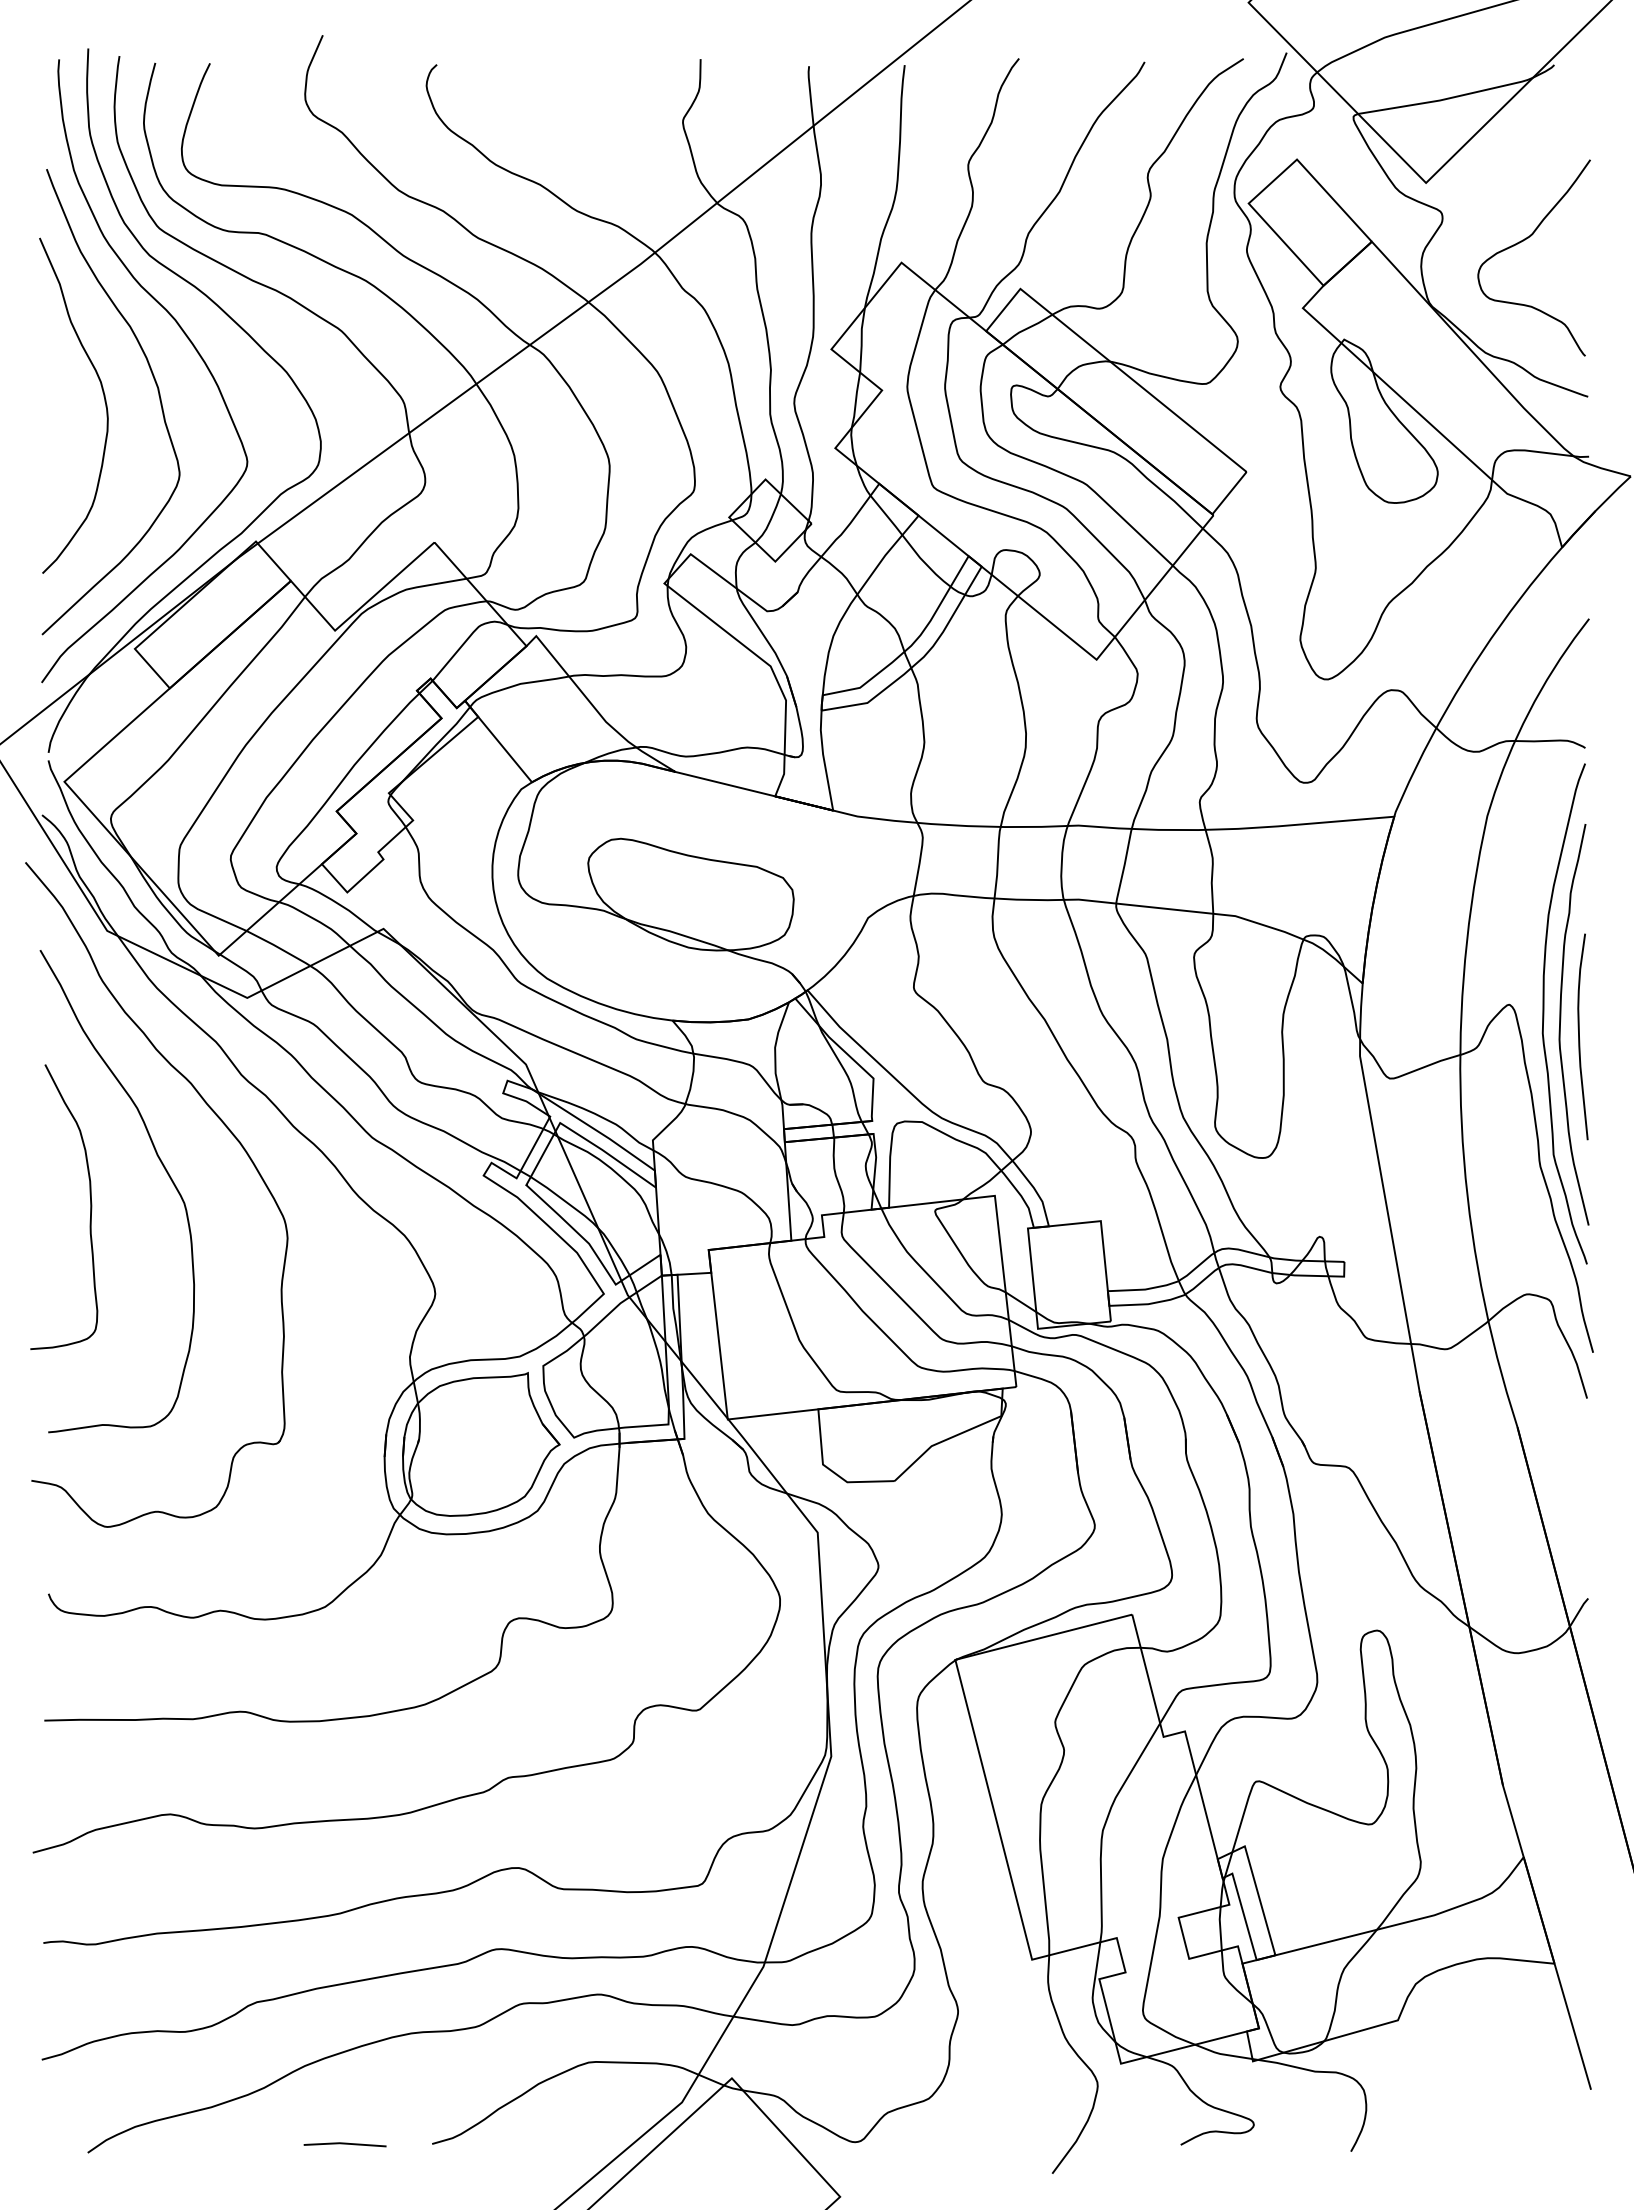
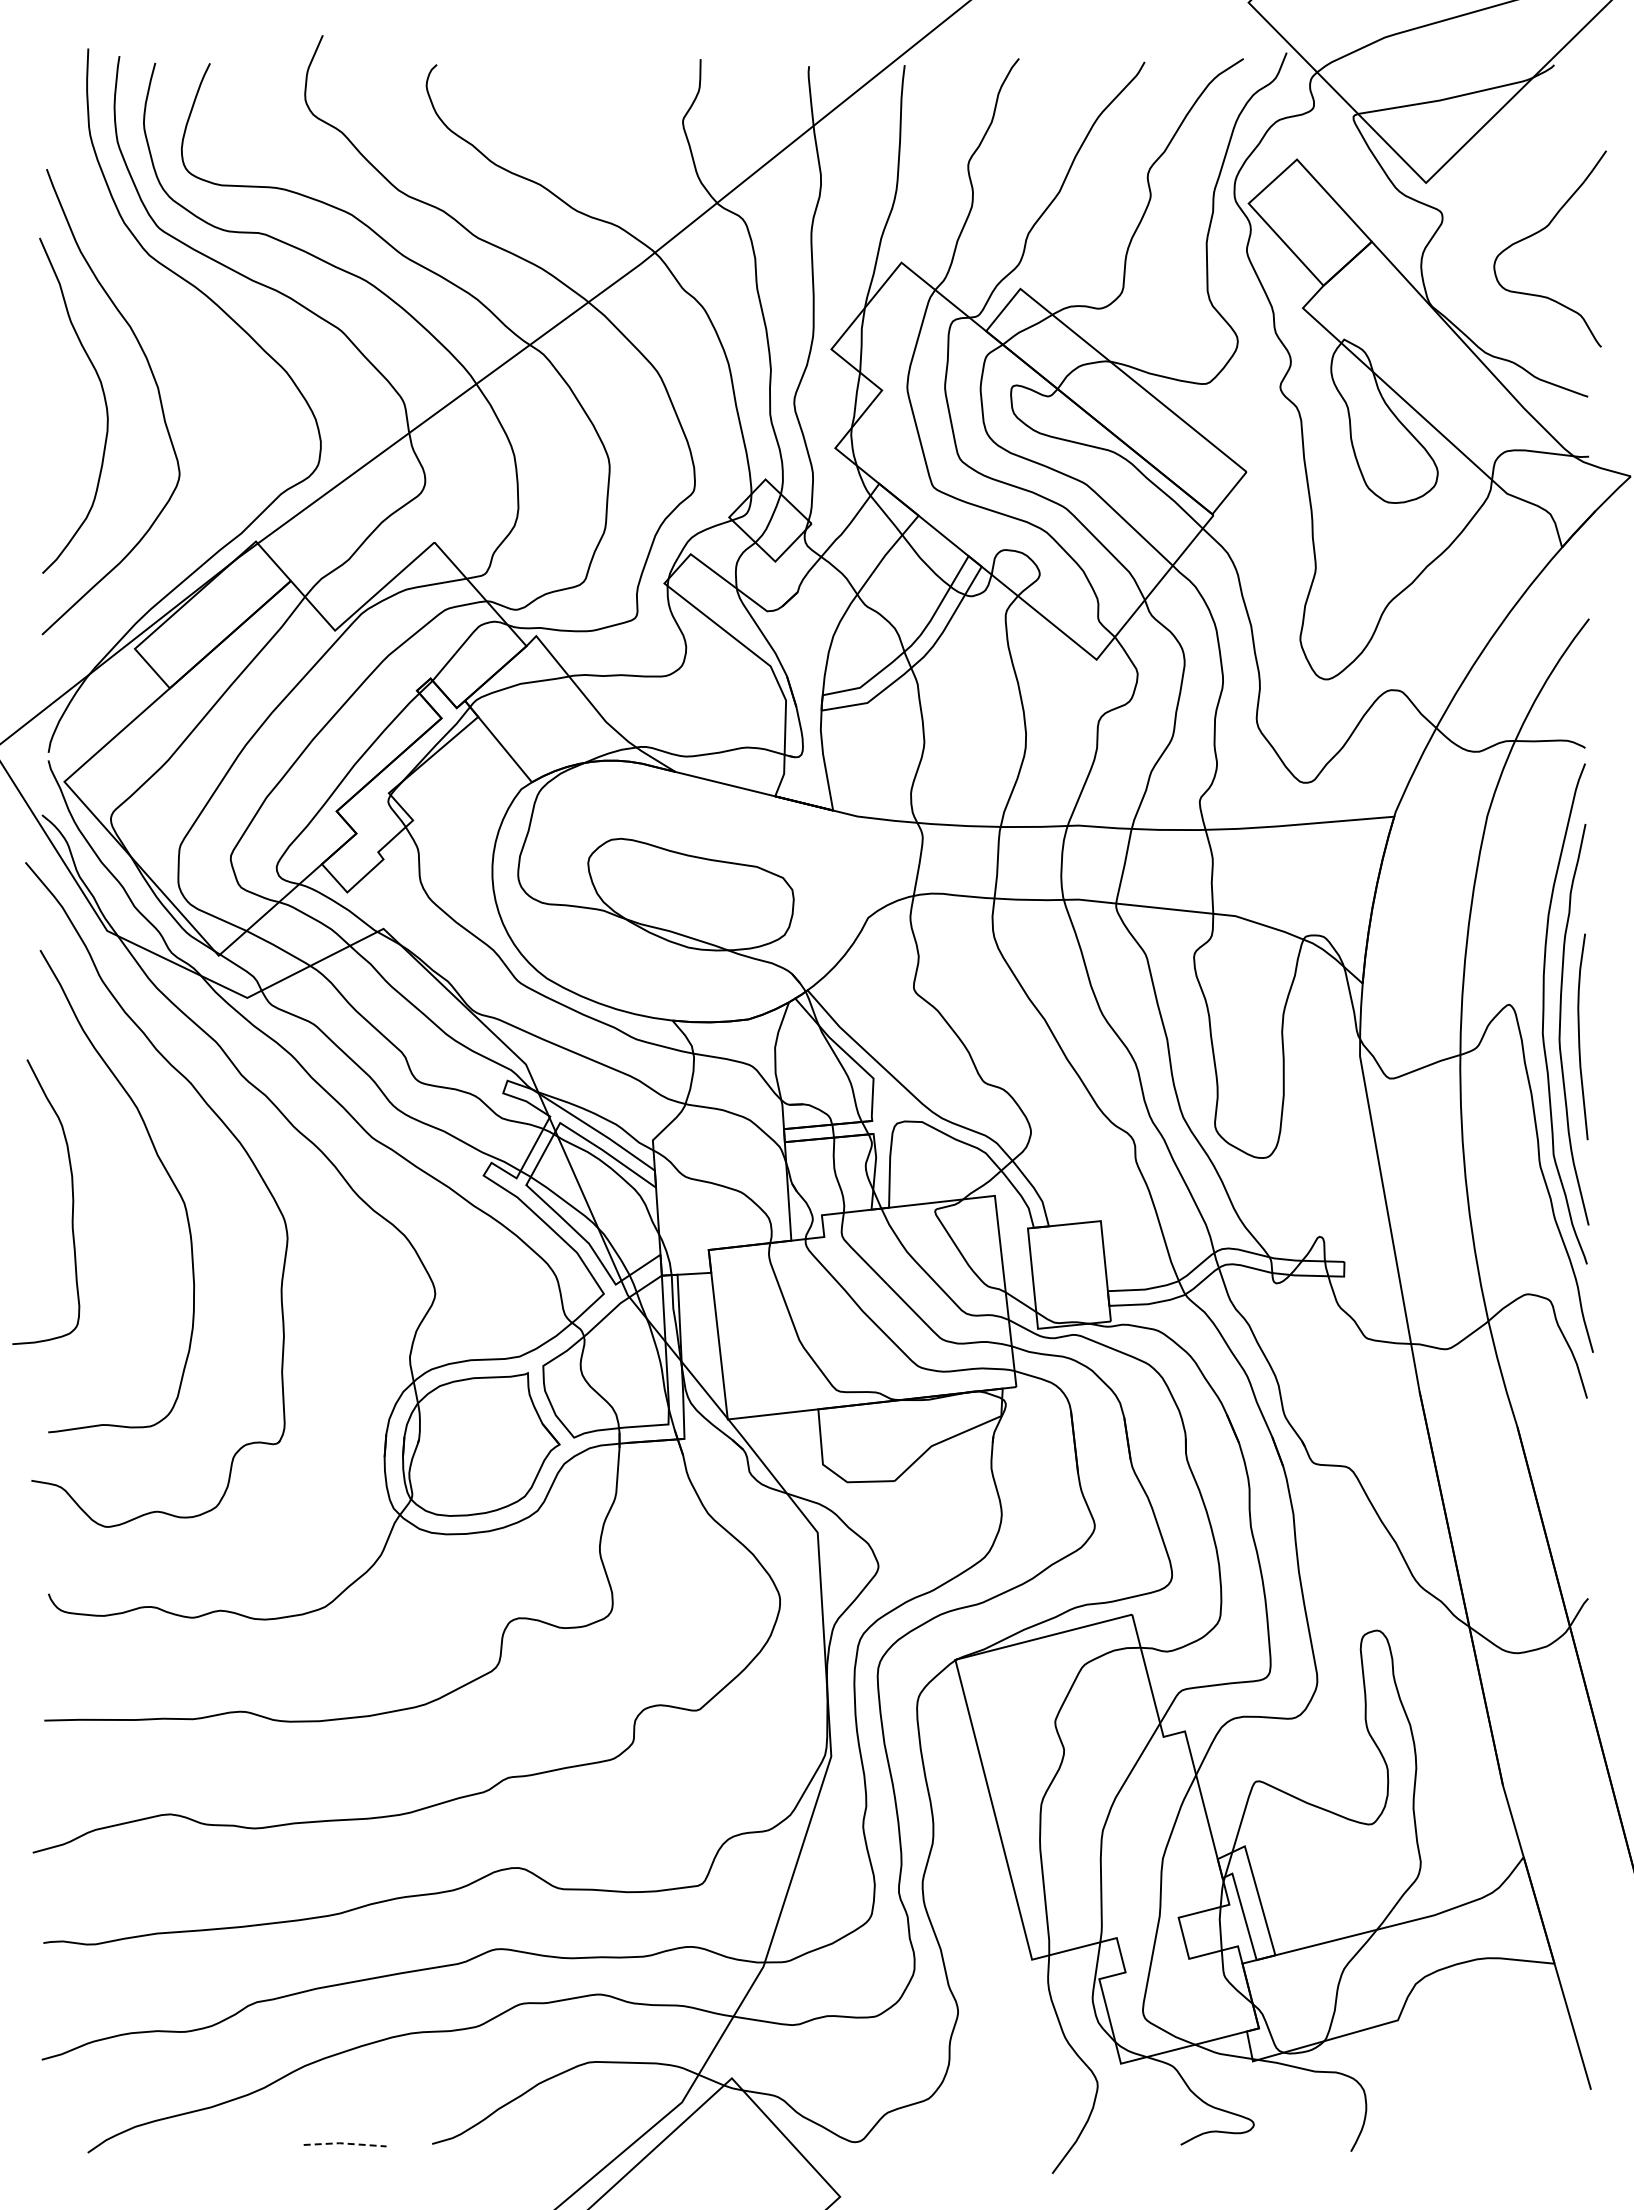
curve position: (1525, 240) -> (1541, 231) (1541, 231)
curve: present -> none (188, 340)
curve position: (90, 1206) -> (72, 1201) (72, 1201)
line: solid -> dashed (344, 2143)
